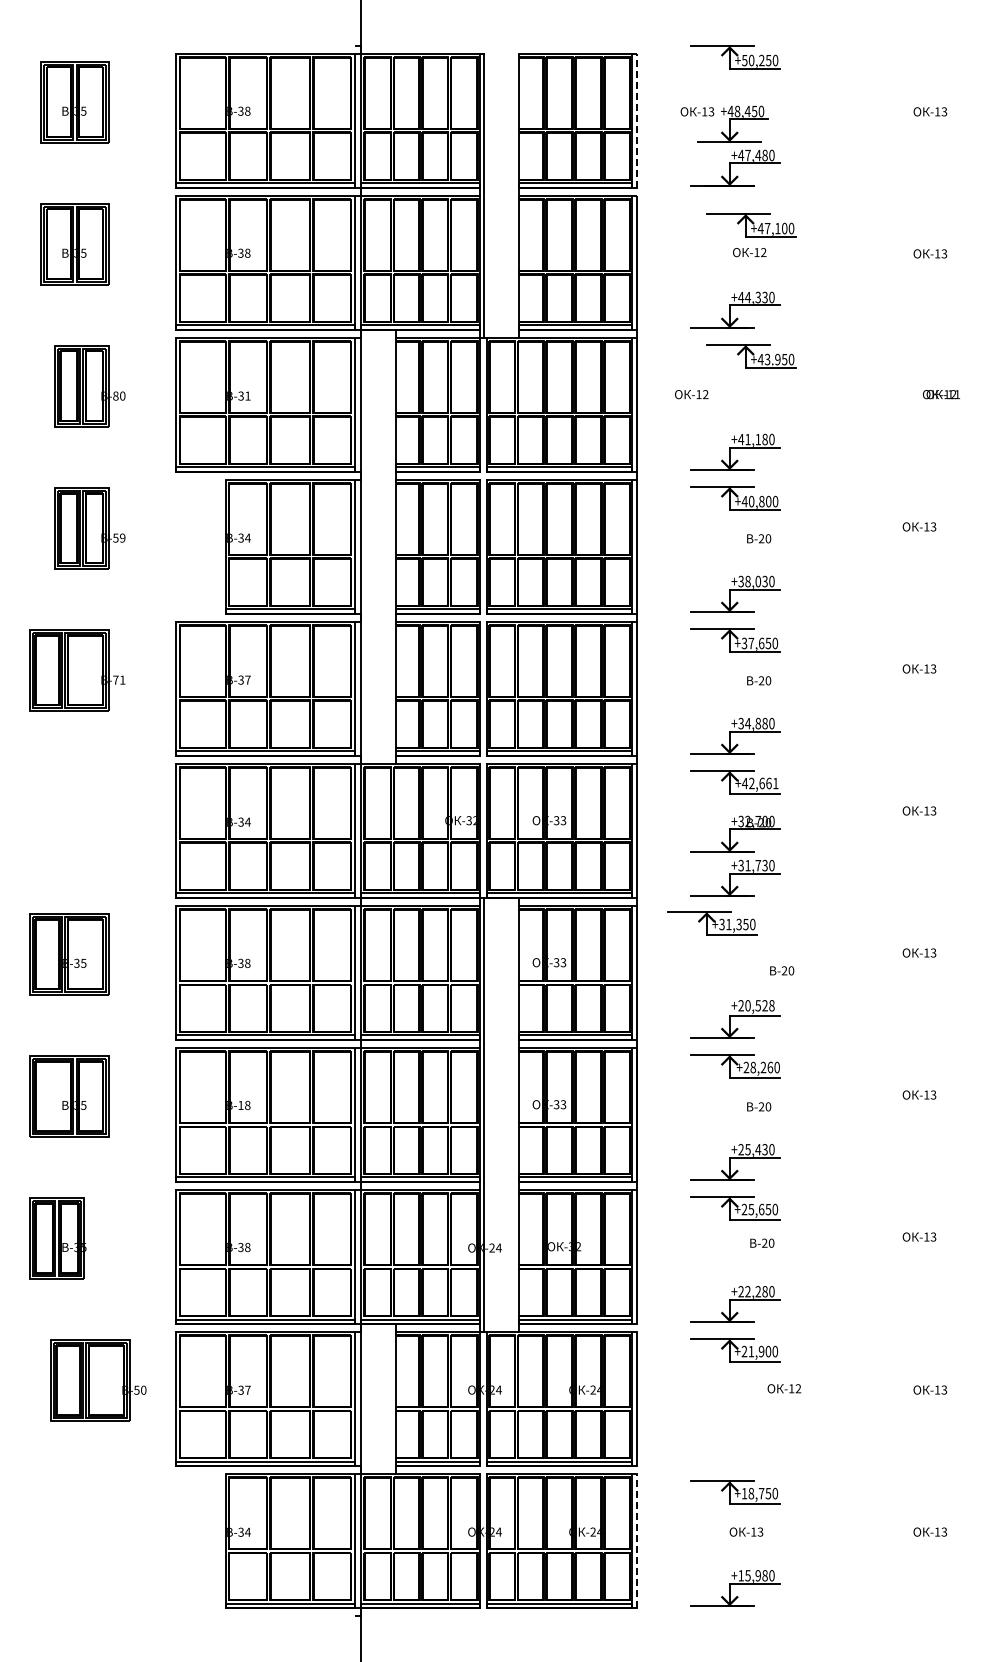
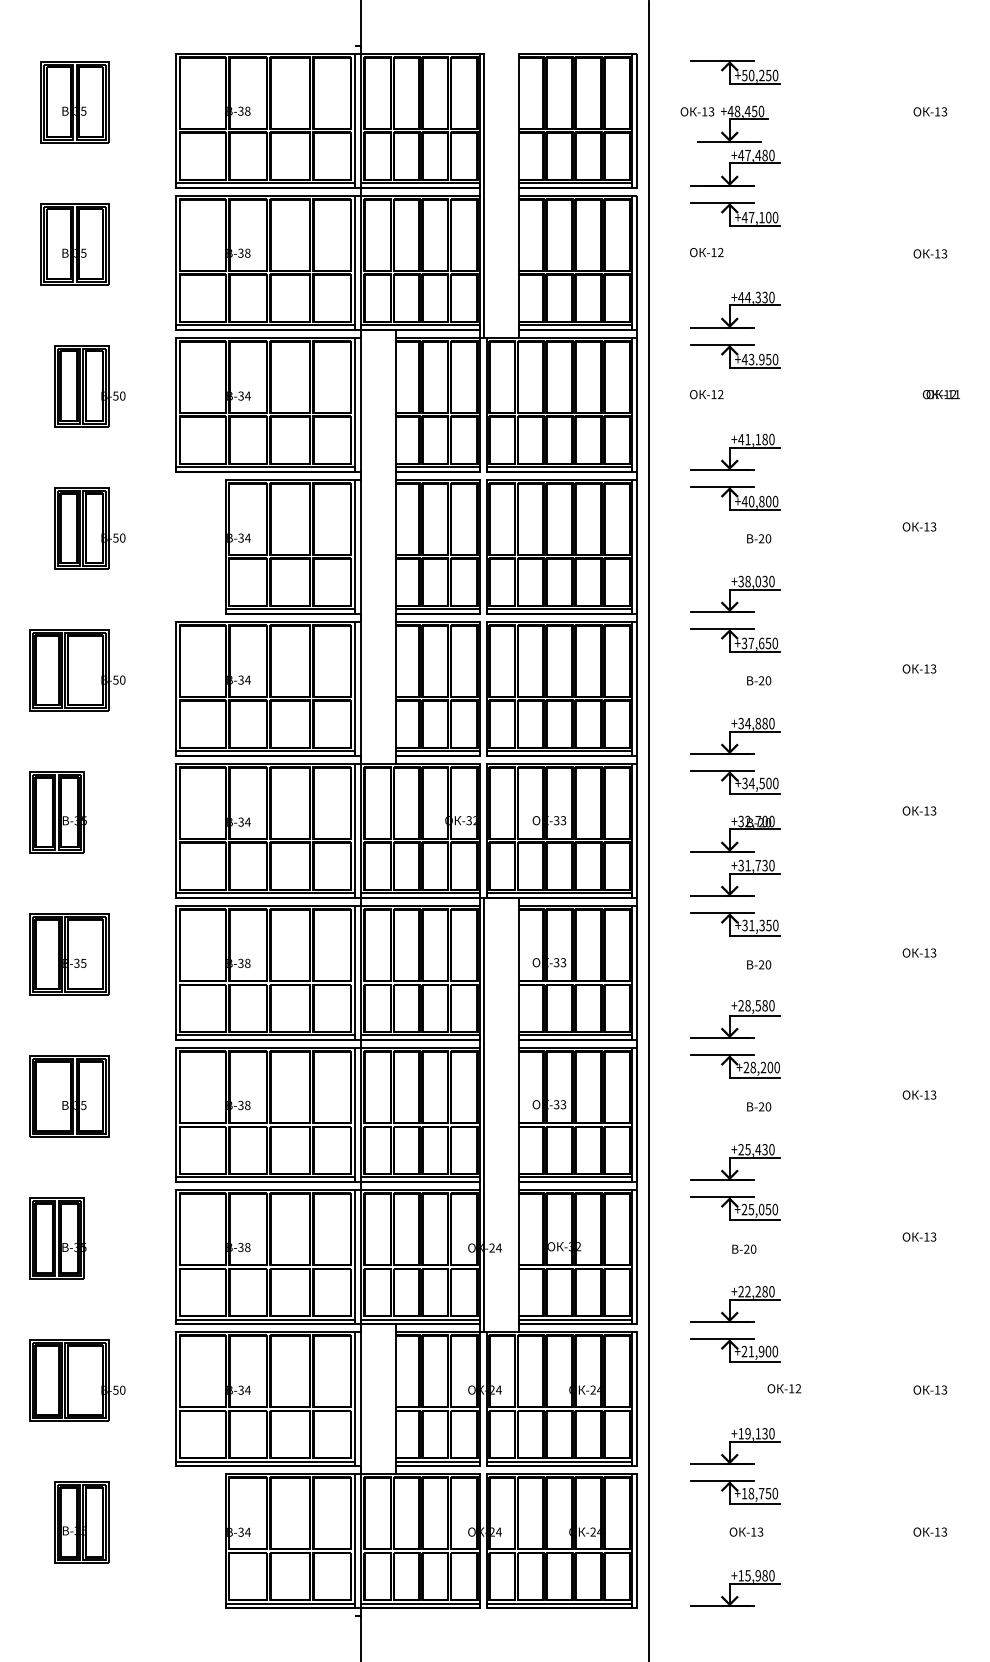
part position: (735, 57) -> (735, 72) (735, 72)
line: dashed -> solid (636, 120)
part position: (751, 225) -> (735, 214) (735, 214)
text position: (749, 252) -> (706, 252) (706, 252)
part position: (751, 356) -> (735, 356) (735, 356)
text position: (691, 394) -> (706, 394) (706, 394)
text: -80 -> -50 (115, 395)
text: -31 -> -34 (247, 395)
text: -59 -> -50 (122, 537)
text: -71 -> -50 (119, 679)
text: -37 -> -34 (247, 679)
text: +42,661 -> +34,500 (760, 783)
part: none -> present (57, 812)
line: none -> present (649, 830)
part position: (712, 923) -> (735, 924) (735, 924)
text position: (782, 970) -> (759, 964) (759, 964)
text: +20,528 -> +28,580 (759, 1005)
text: +28,260 -> +28,200 (770, 1067)
text: -18 -> -38 (240, 1105)
text: +25,650 -> +25,050 (761, 1209)
text position: (762, 1242) -> (744, 1248) (744, 1248)
part position: (98, 1380) -> (77, 1380) (77, 1380)
text: -37 -> -34 (247, 1389)
part: none -> present (735, 1446)
part: none -> present (81, 1522)
line: dashed -> solid (636, 1541)
